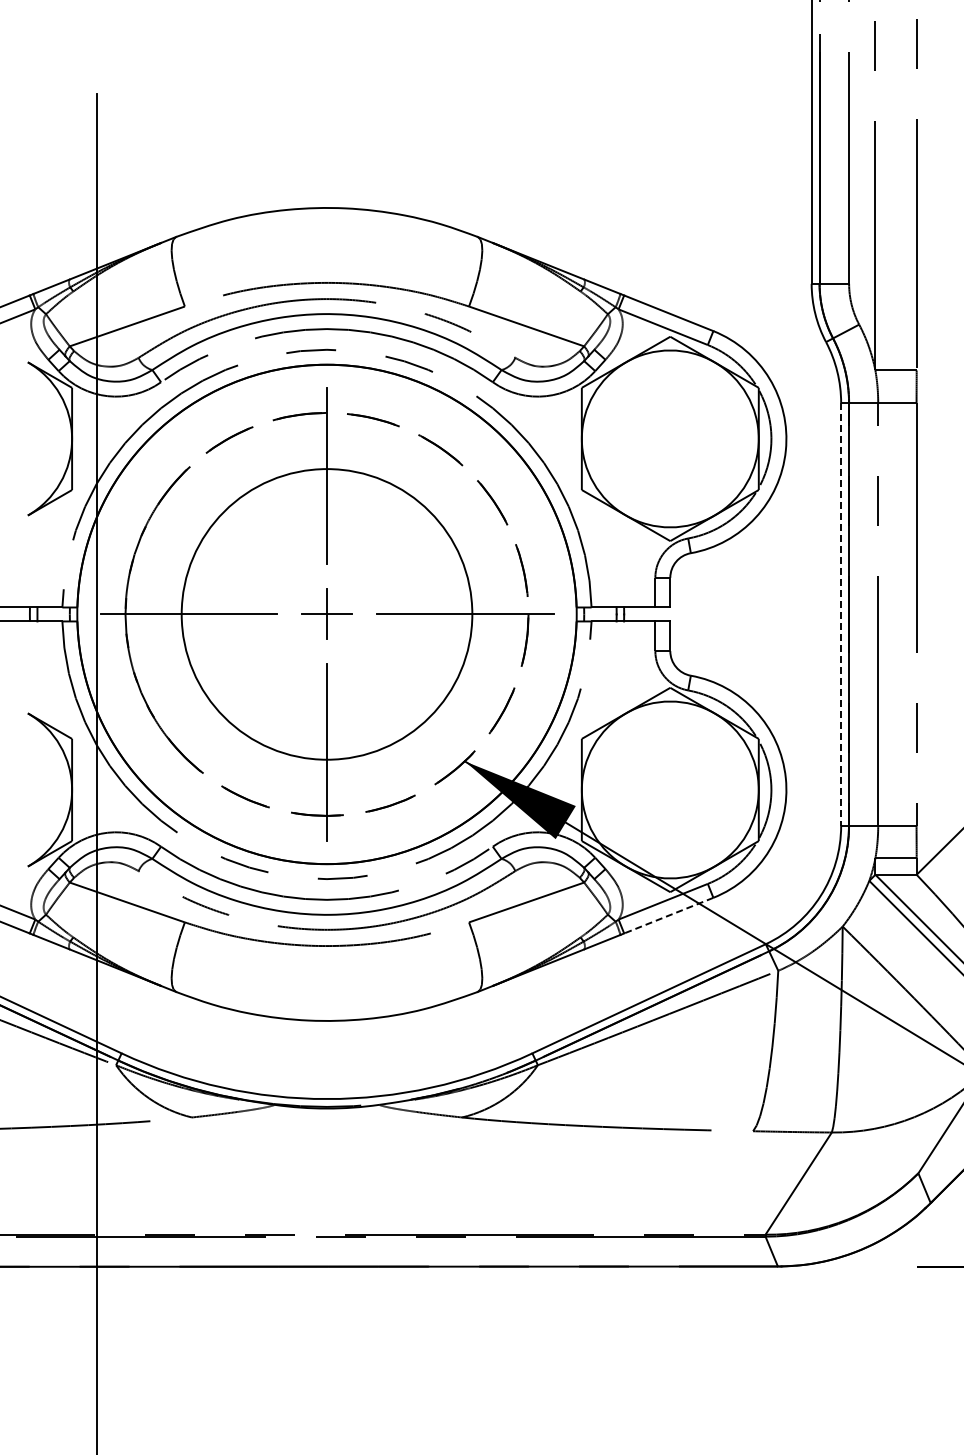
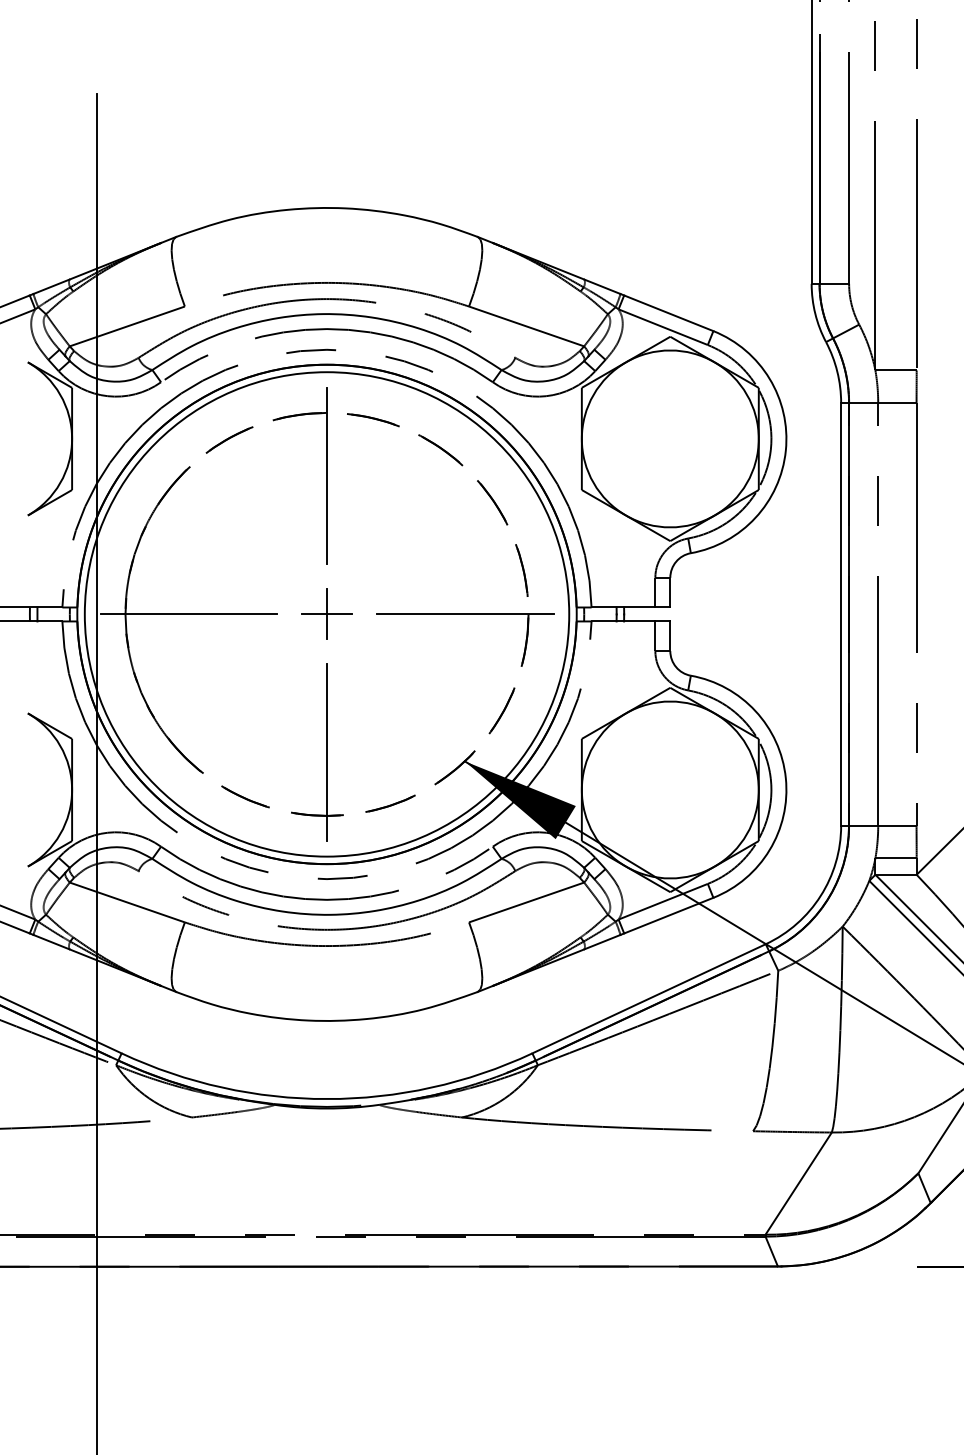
circle diameter: 291 px -> 484 px (326, 614)
line: dashed -> solid (841, 614)
line: dashed -> solid (668, 915)
